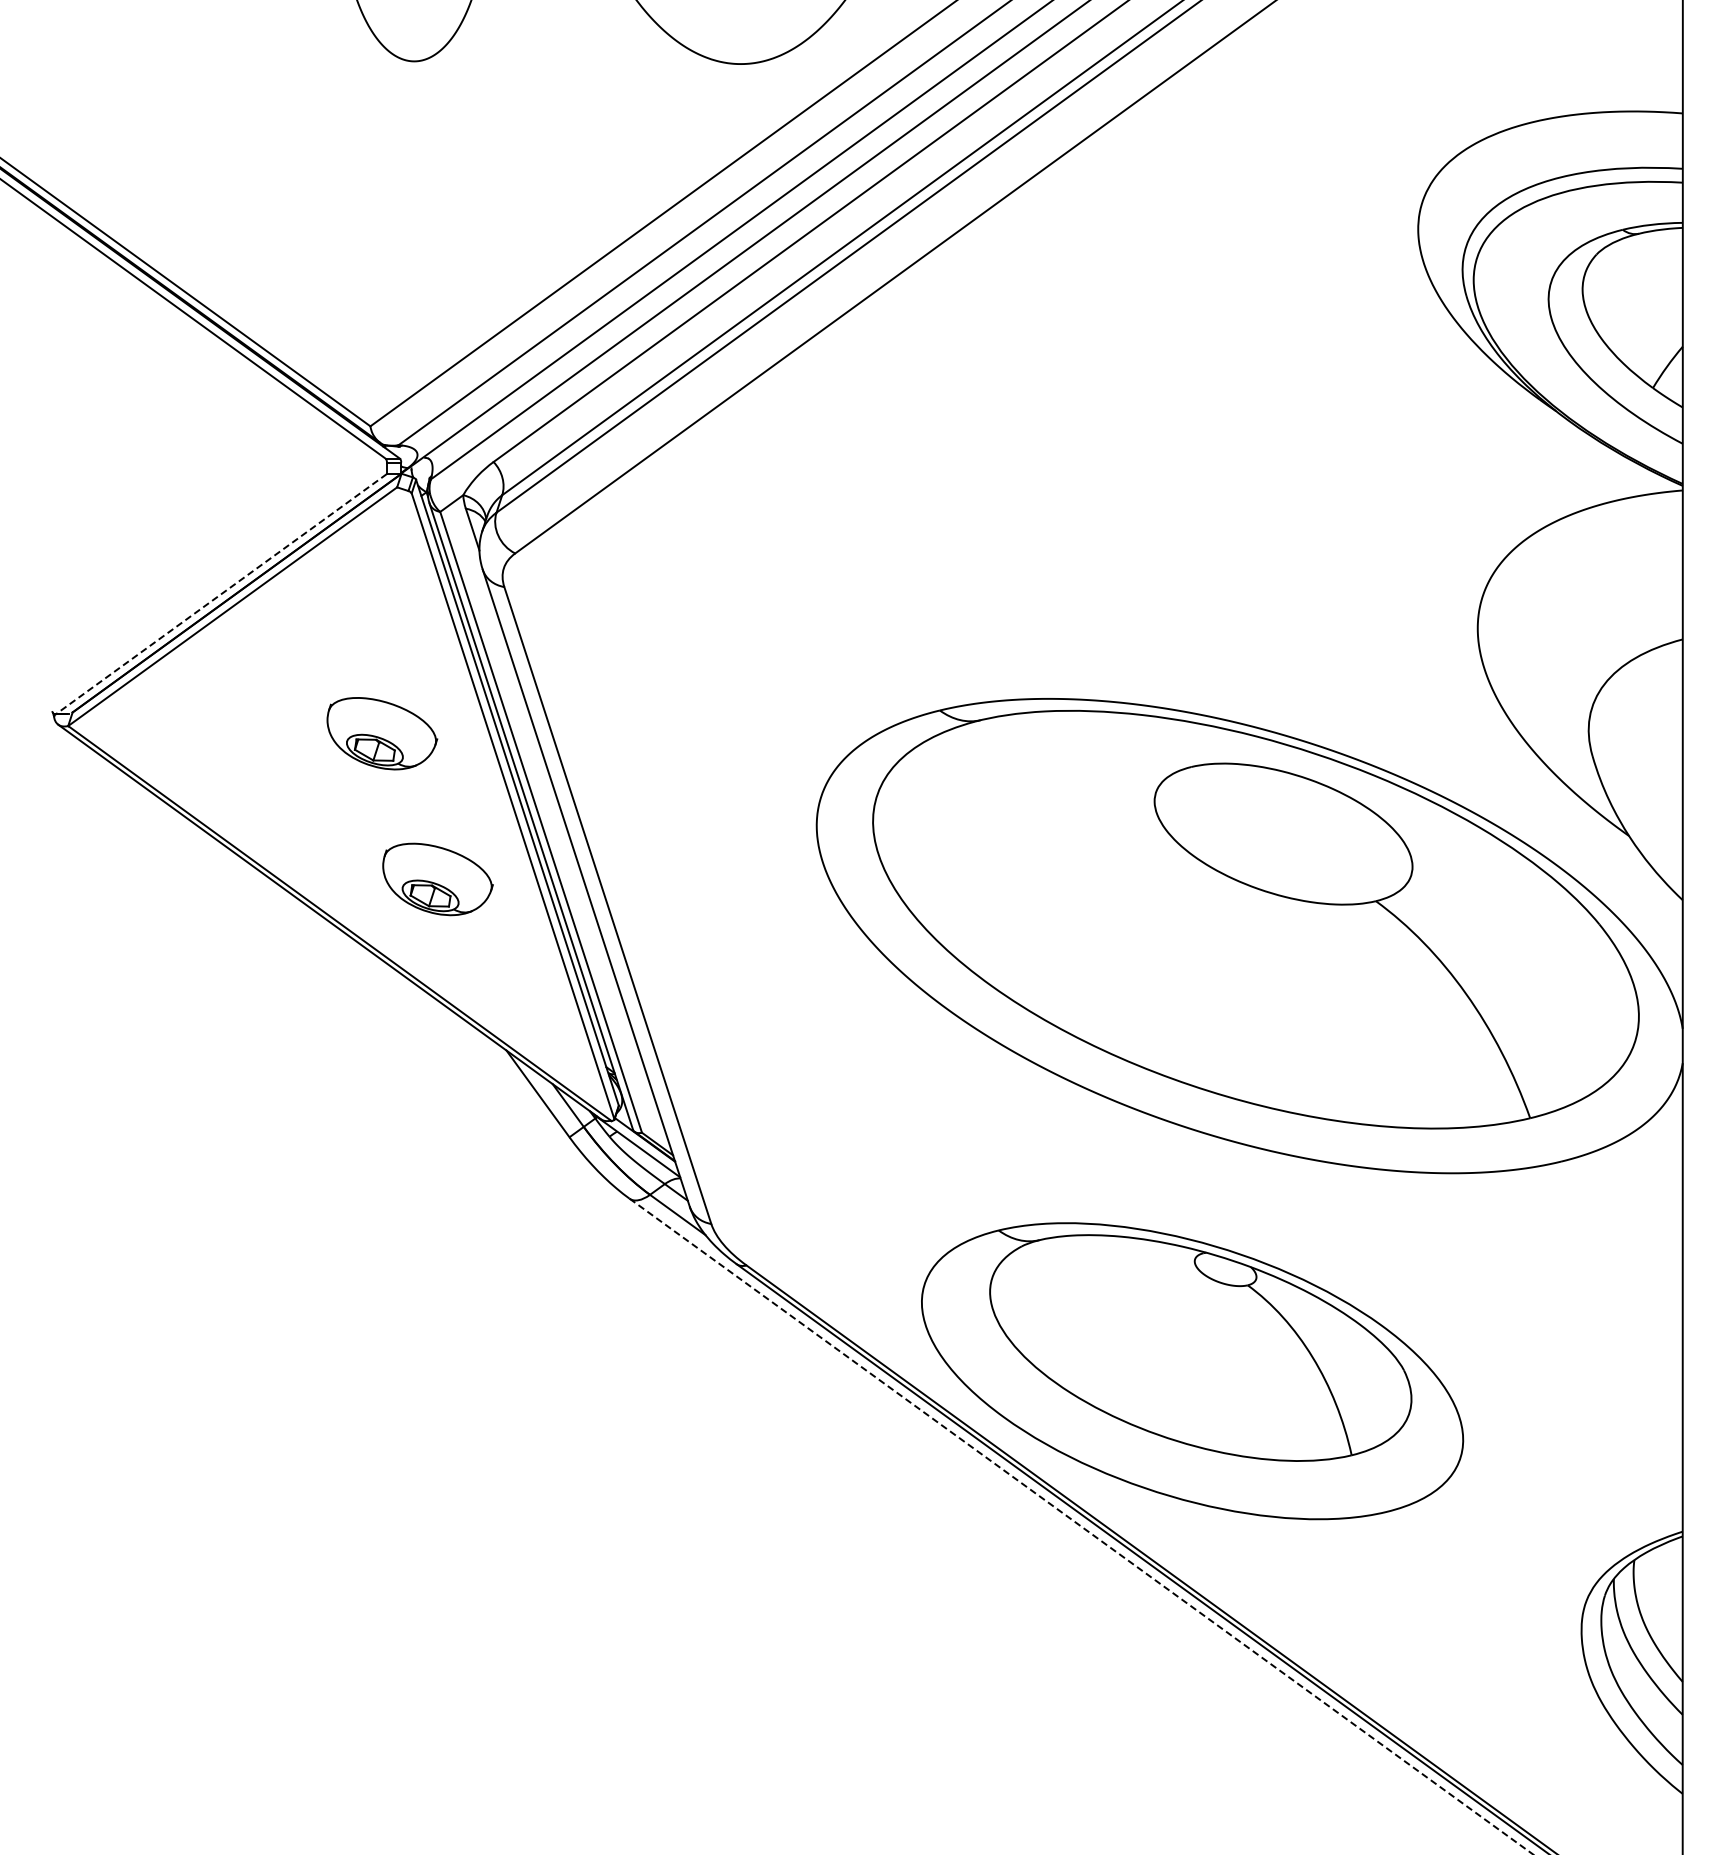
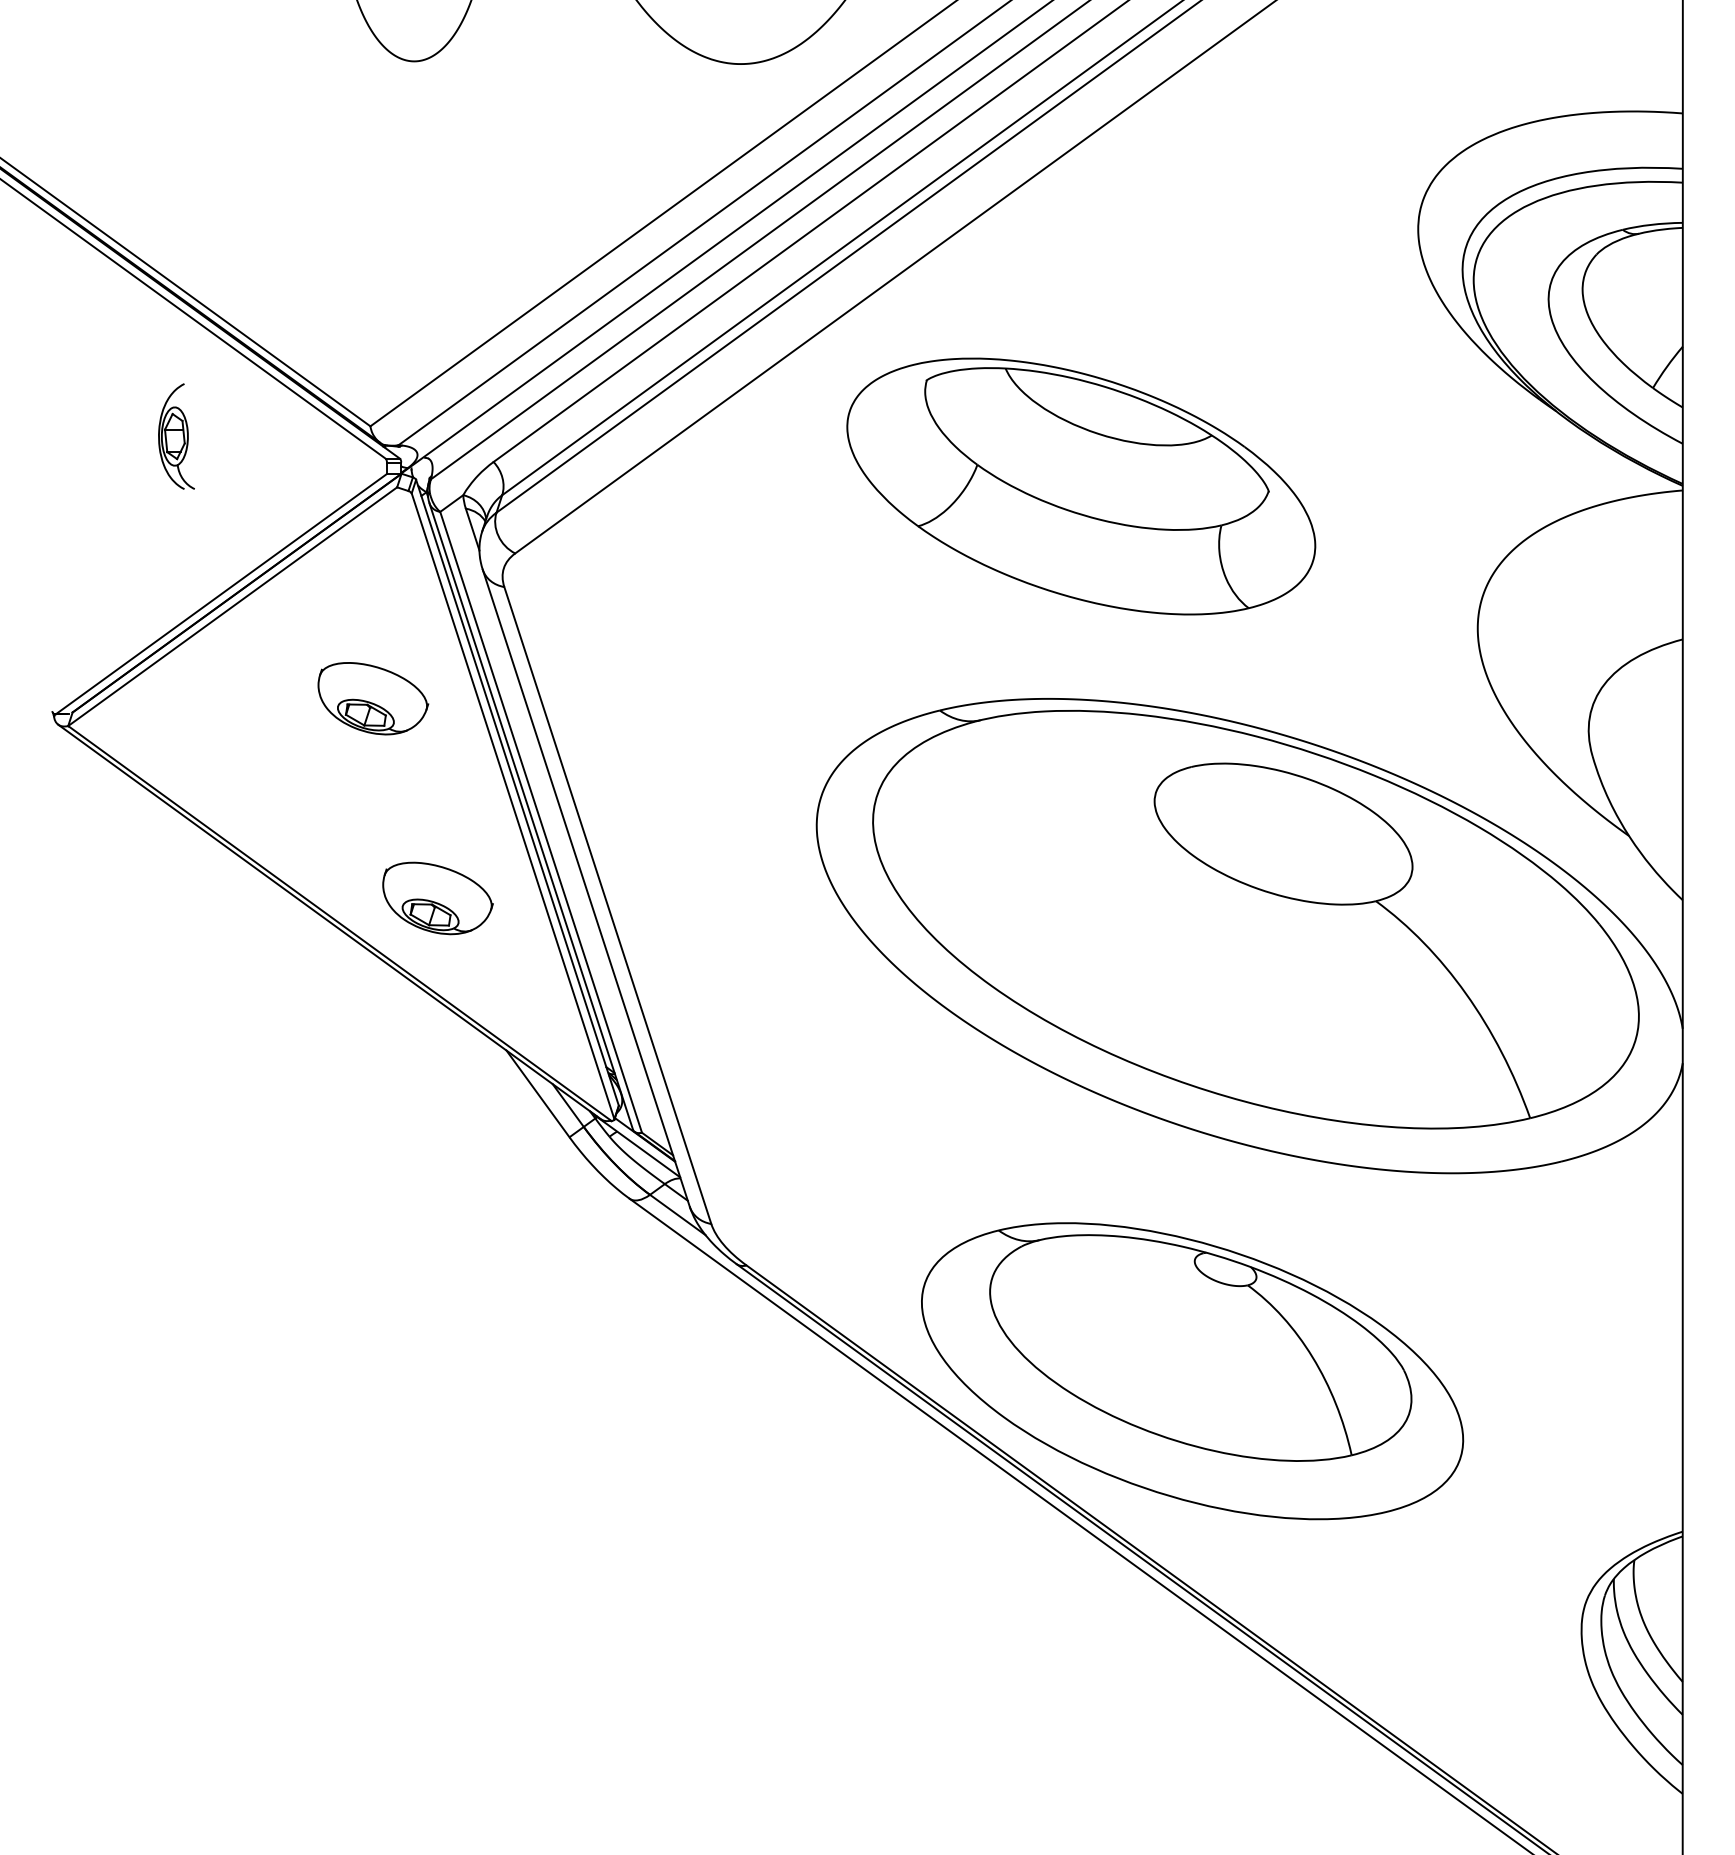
part: none -> present (176, 436)
part: none -> present (1081, 486)
line: dashed -> solid (221, 594)
part position: (382, 733) -> (373, 698) (373, 698)
part position: (437, 879) -> (437, 898) (437, 898)
line: dashed -> solid (1081, 1526)
